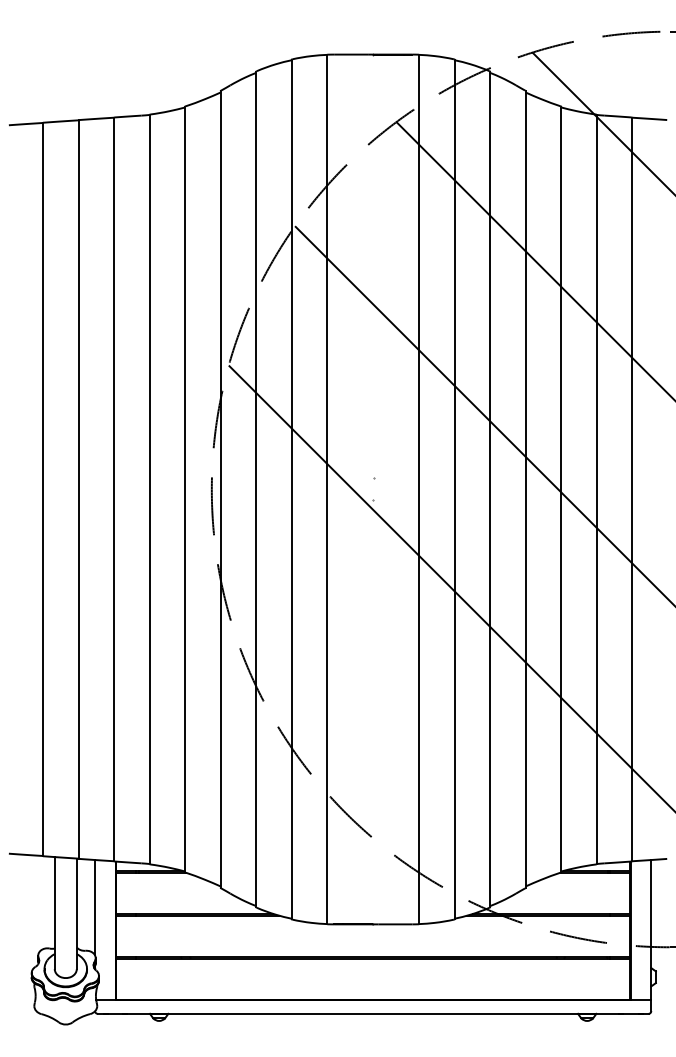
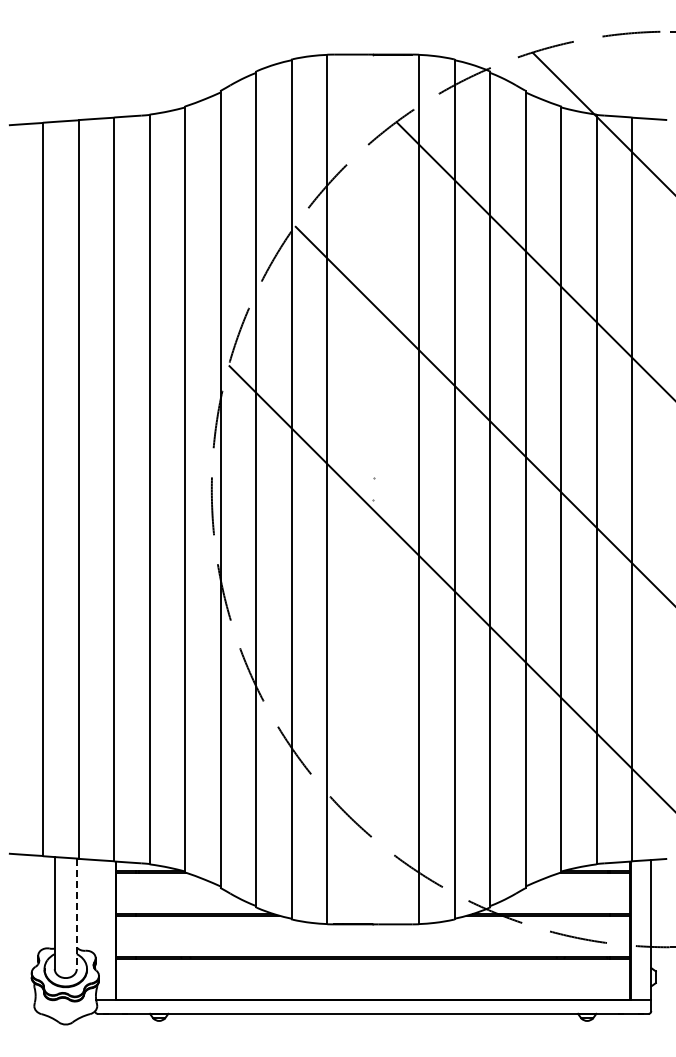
line: present -> none (95, 907)
line: solid -> dashed (76, 914)
